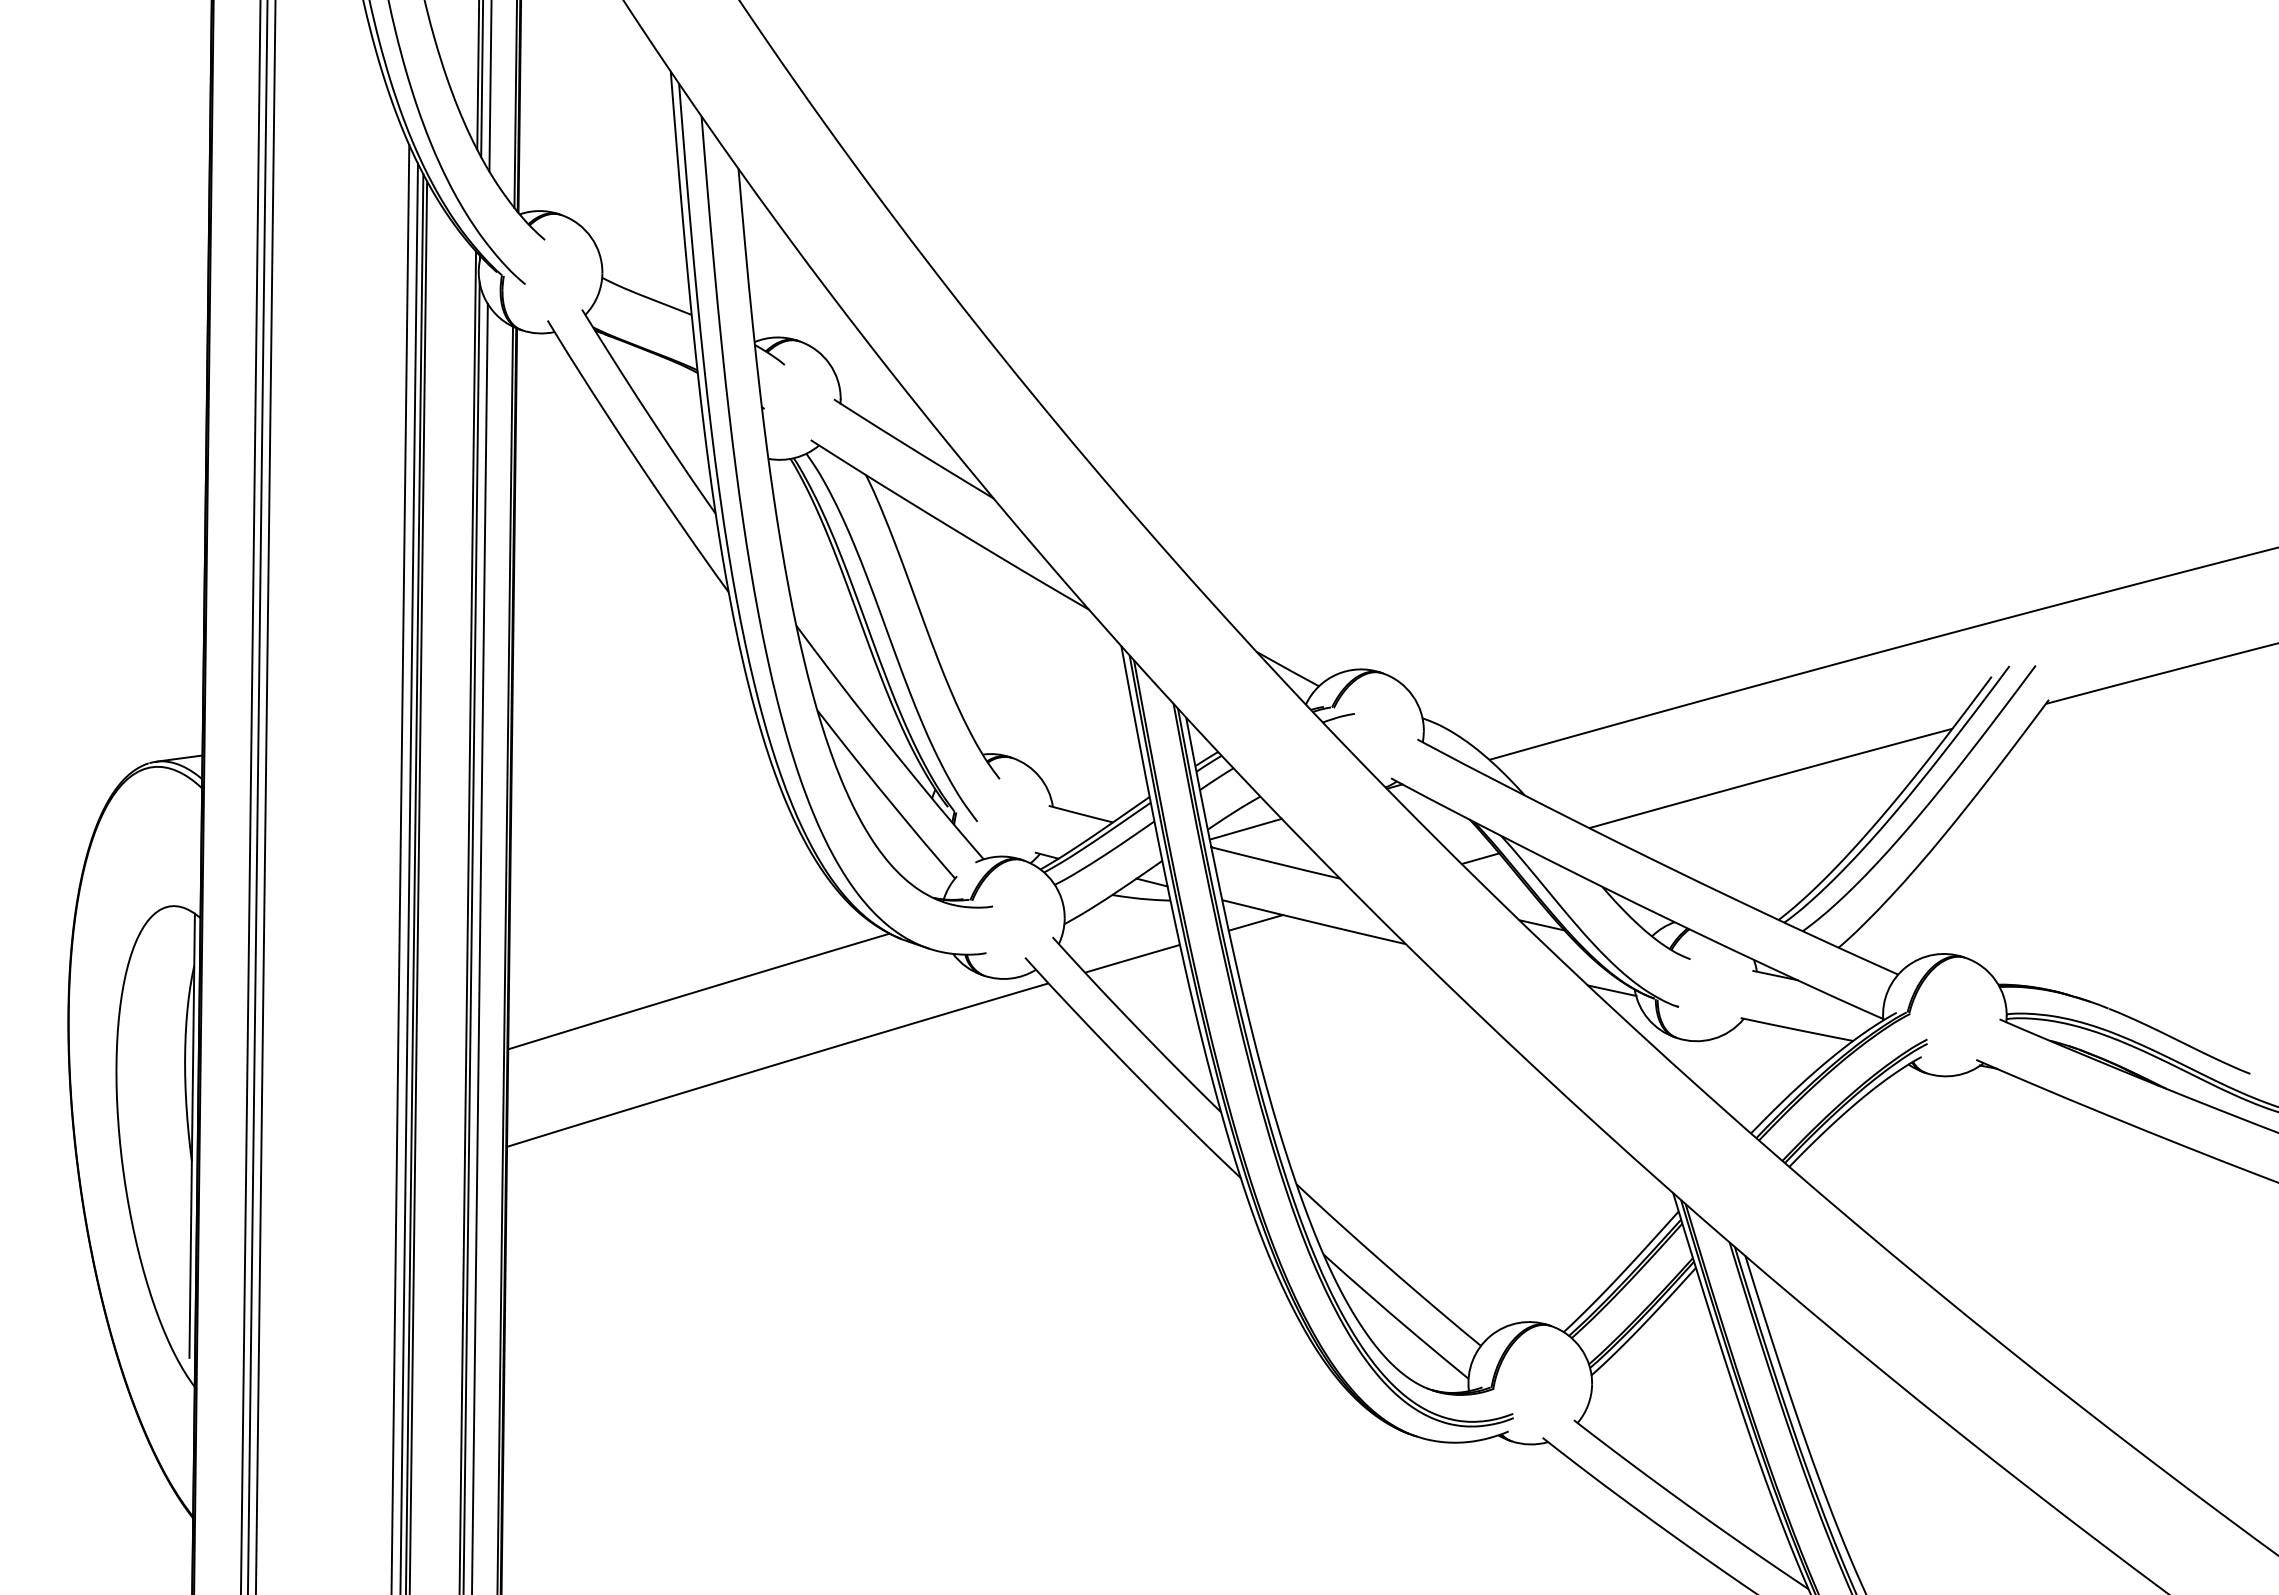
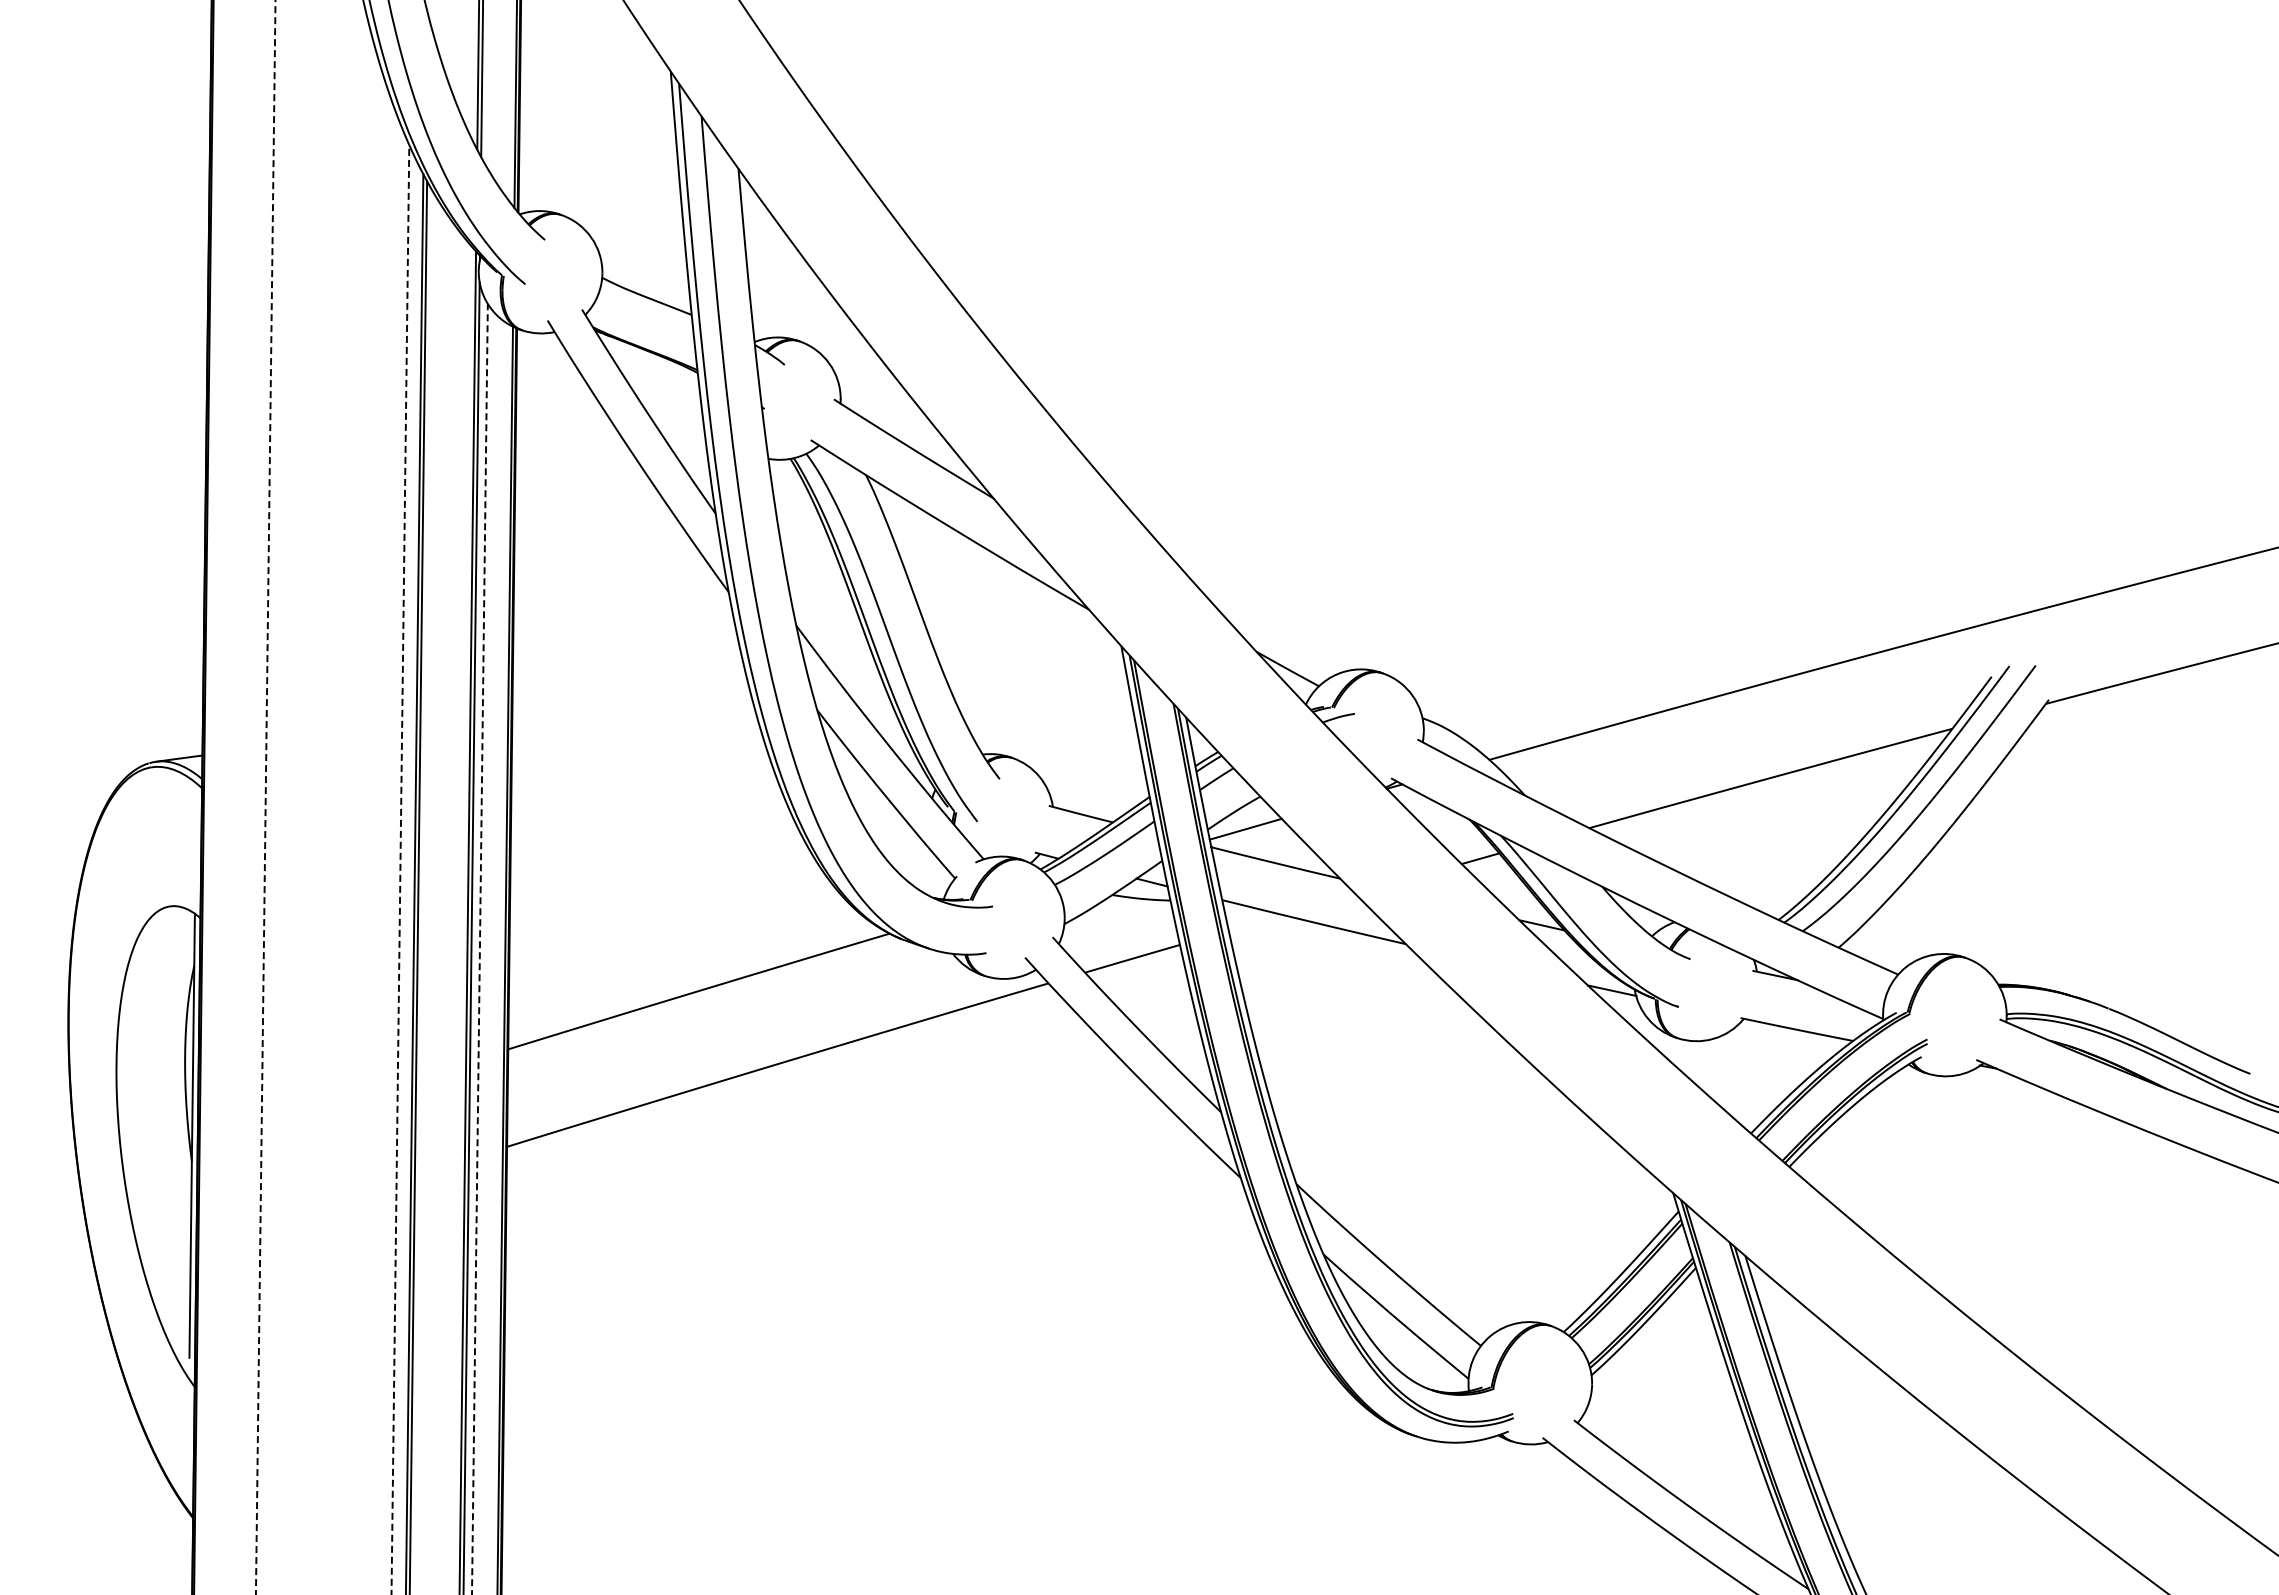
line: present -> none (490, 86)
line: present -> none (250, 796)
line: present -> none (257, 796)
line: solid -> dashed (265, 797)
line: solid -> dashed (400, 869)
line: present -> none (408, 877)
line: present -> none (1255, 922)
line: solid -> dashed (479, 948)
